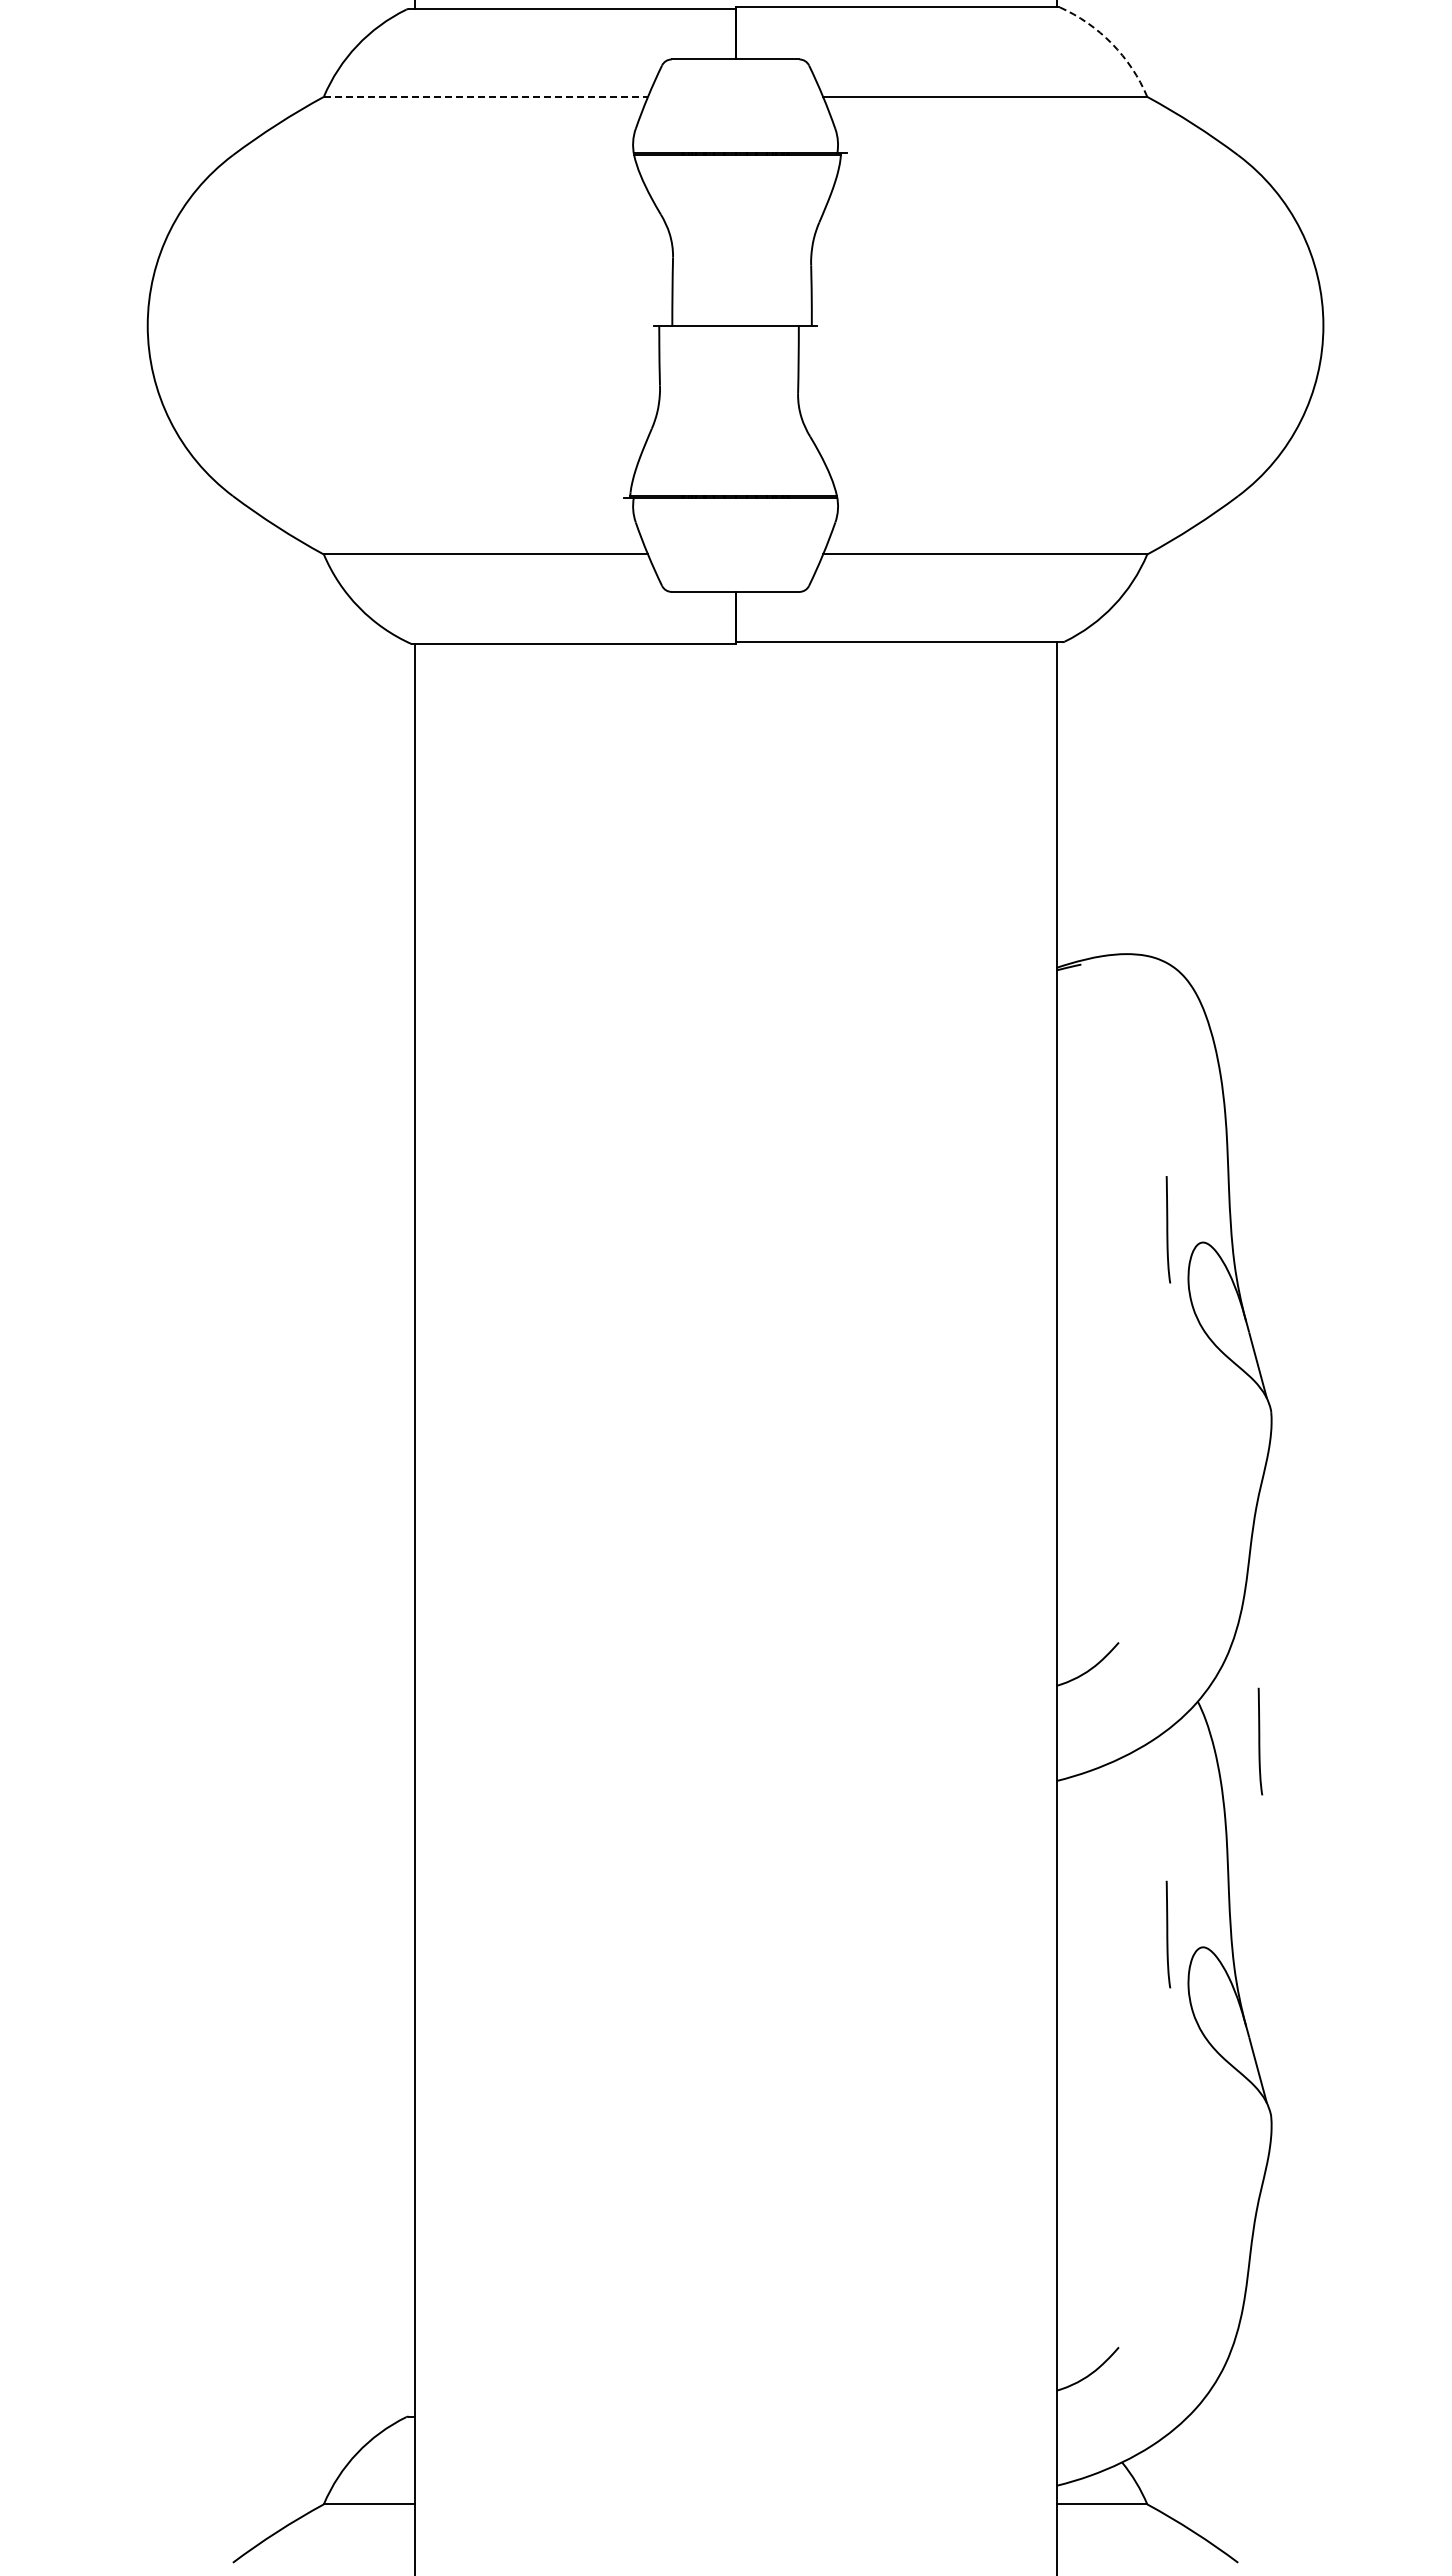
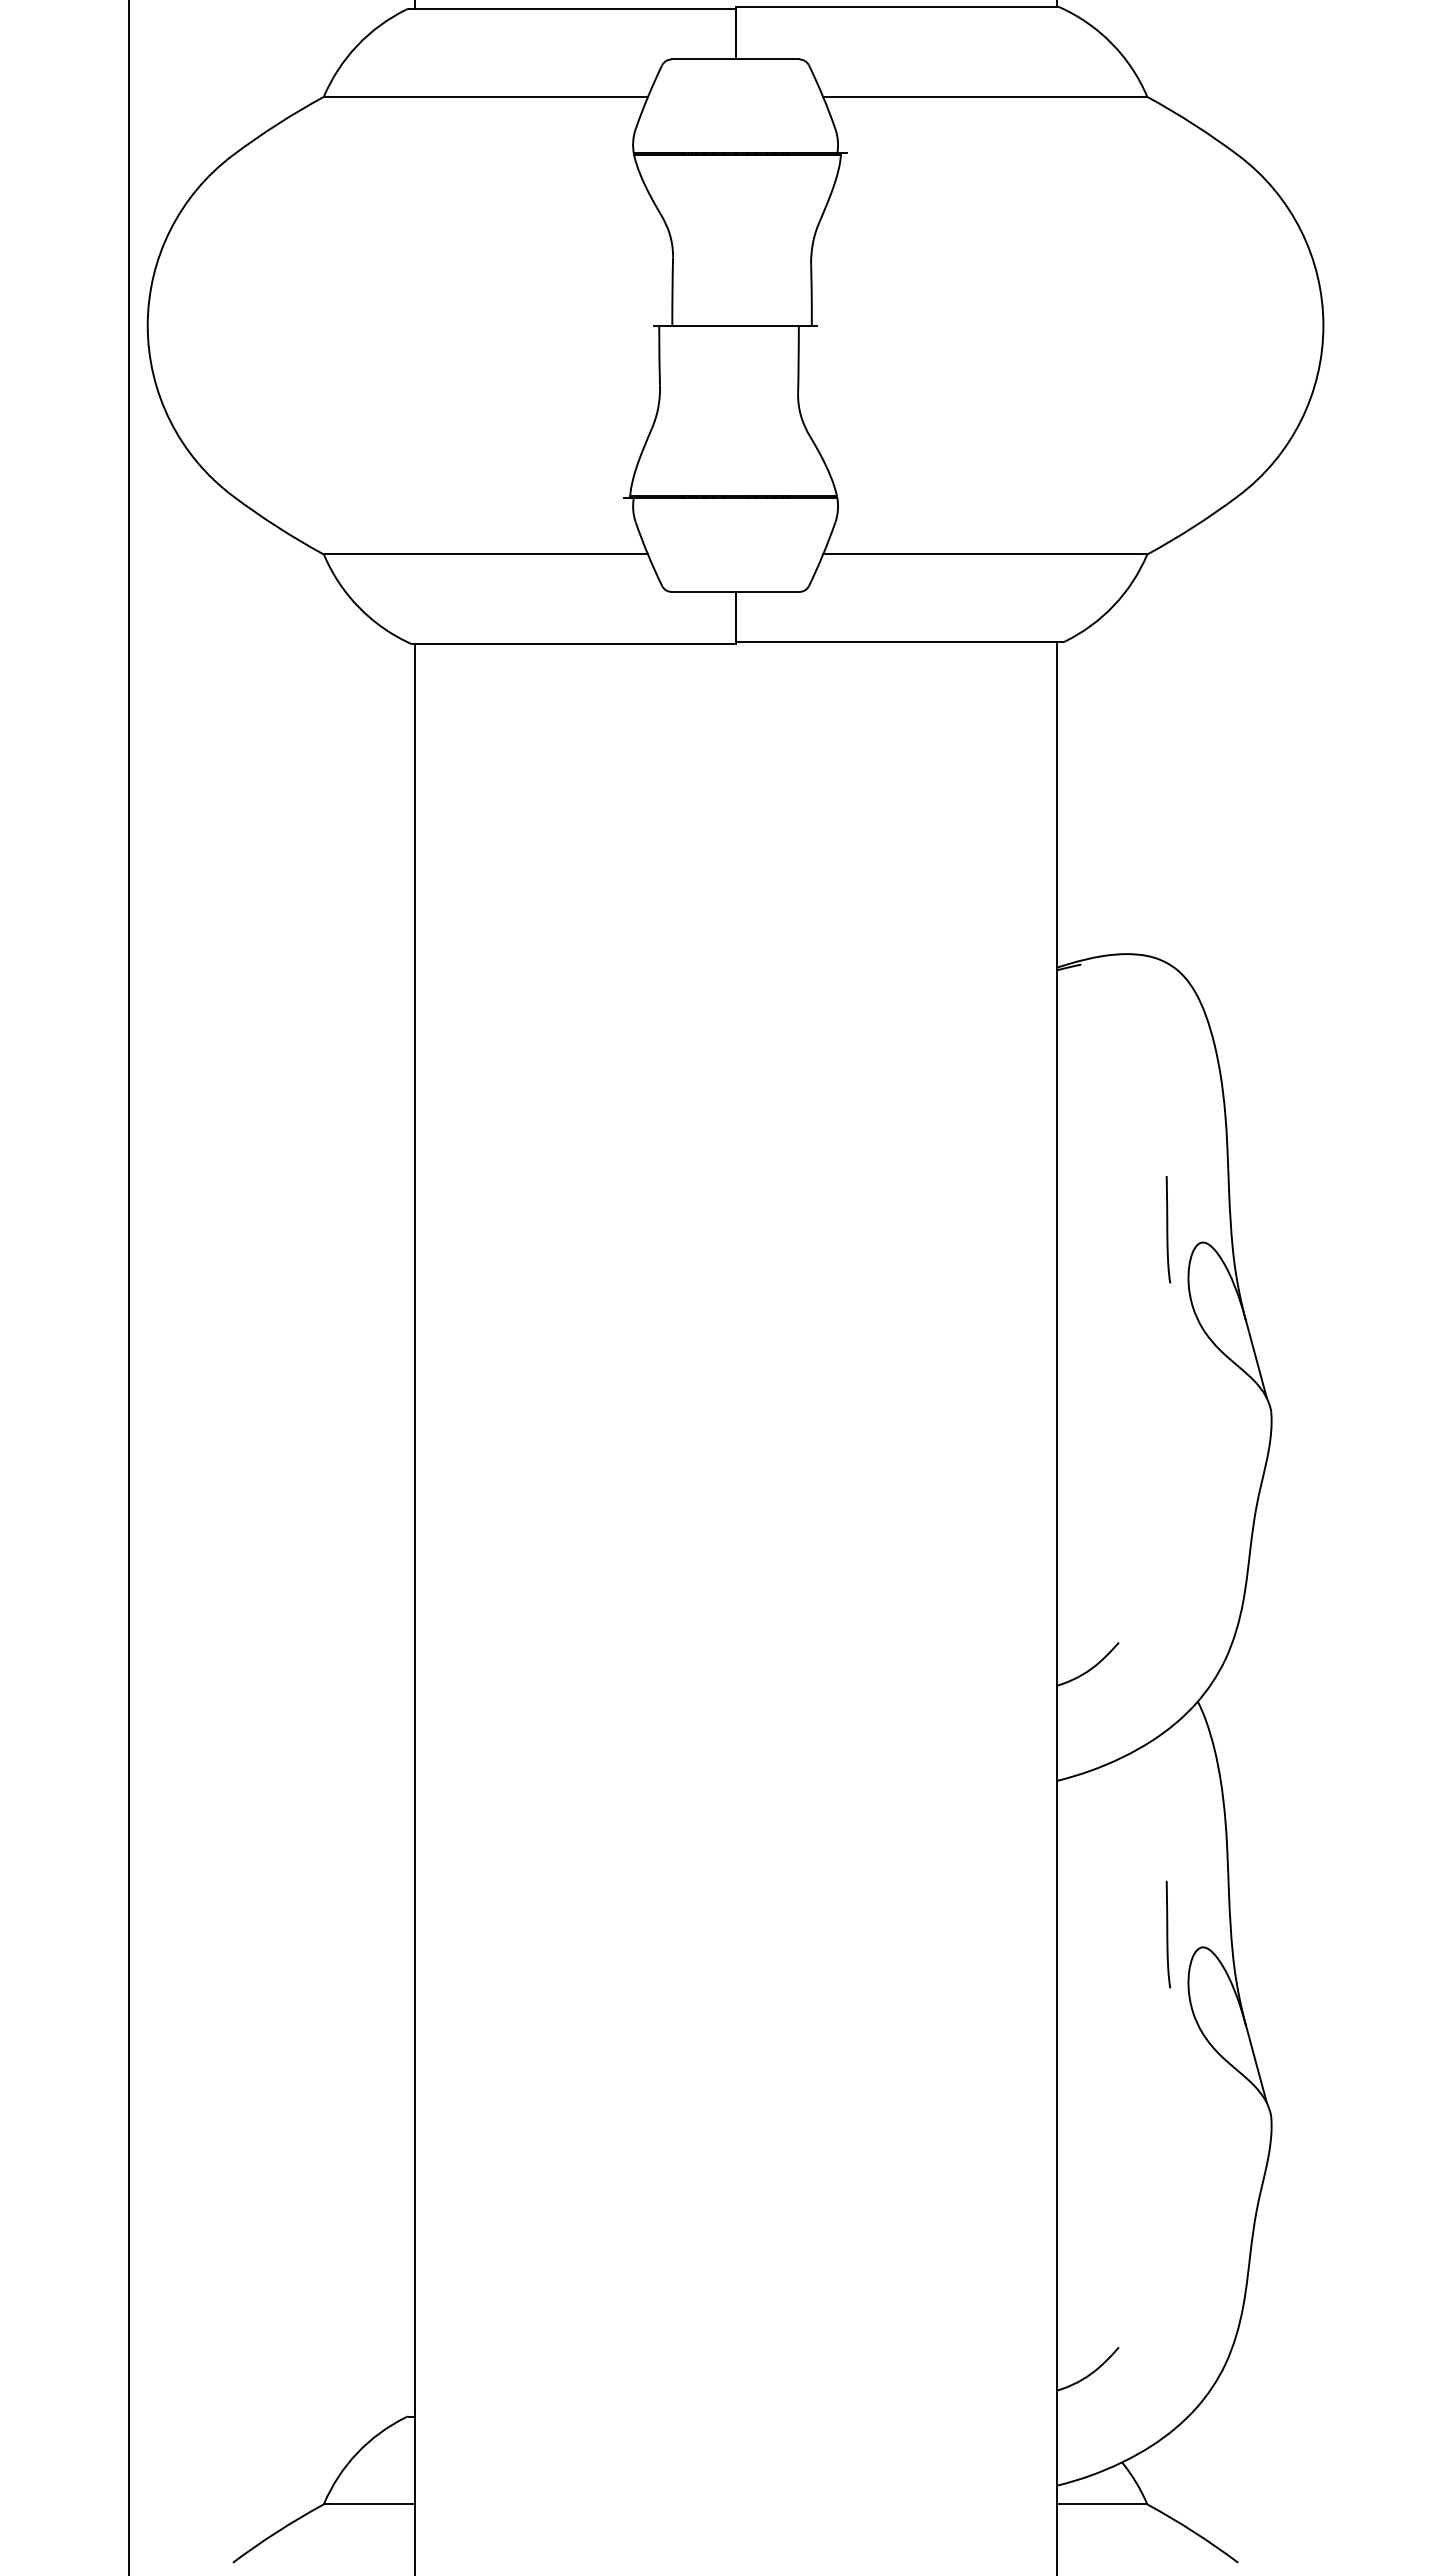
arc: dashed -> solid (1111, 43)
line: dashed -> solid (486, 96)
line: none -> present (128, 1287)
curve: present -> none (1260, 1741)
